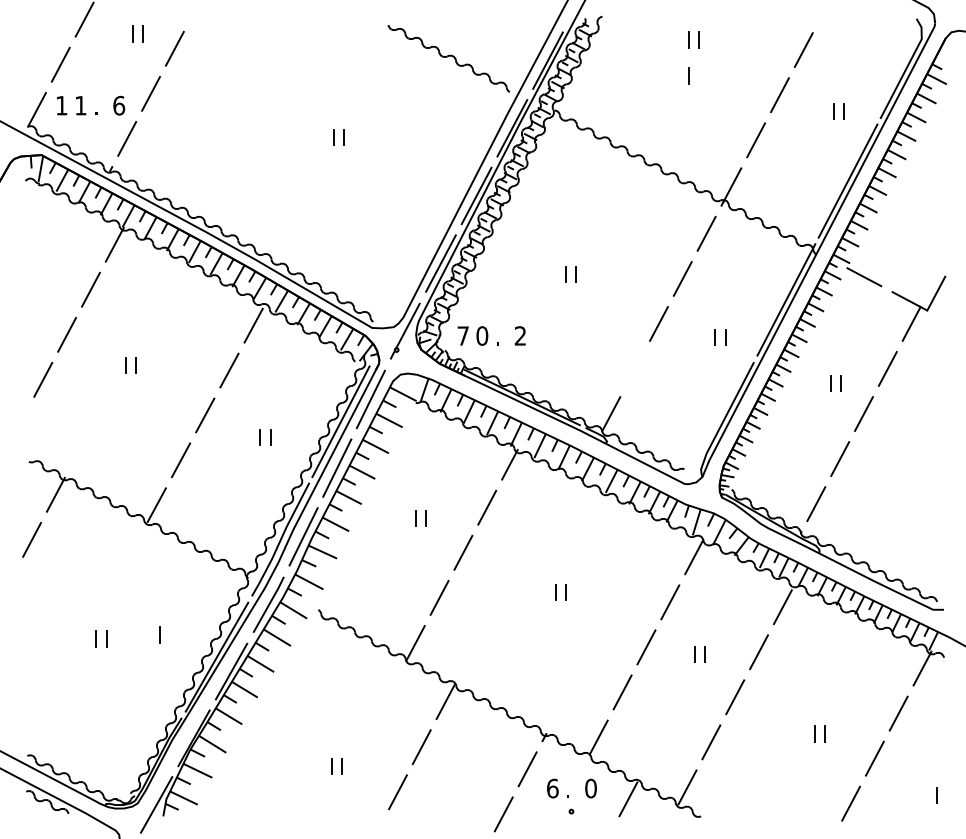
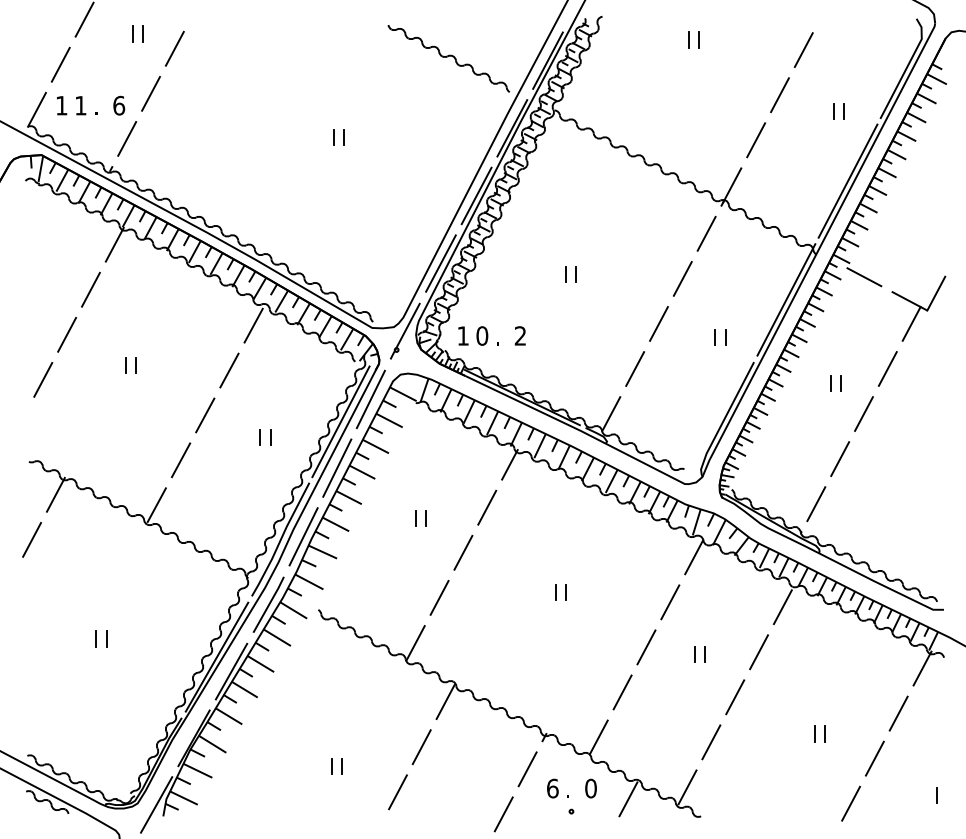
line: present -> none (688, 75)
text: 7 -> 1 (462, 335)
line: none -> present (635, 368)
line: present -> none (159, 634)
